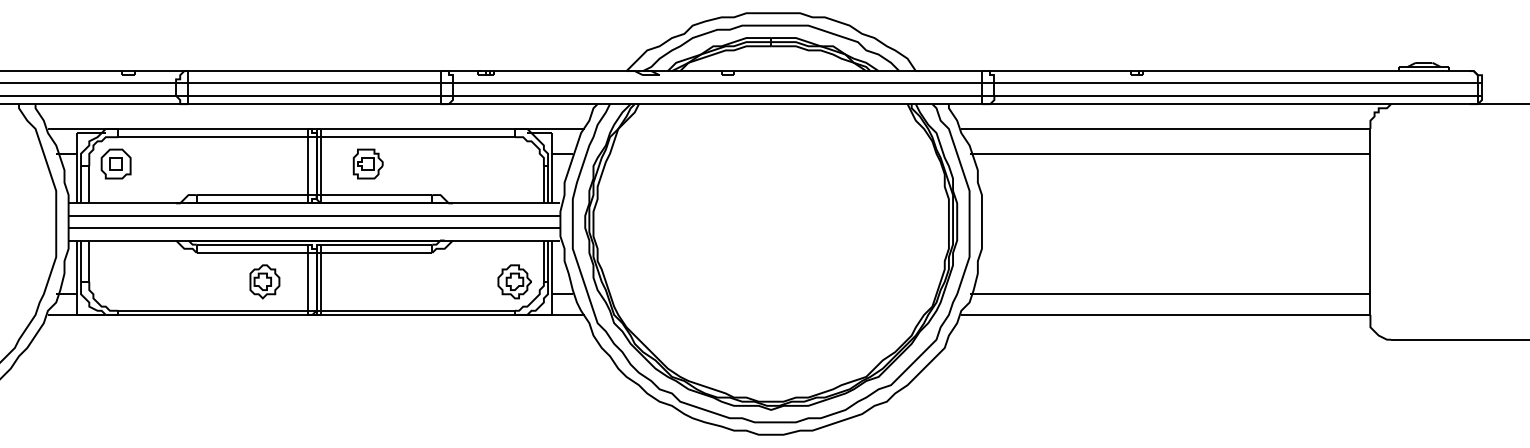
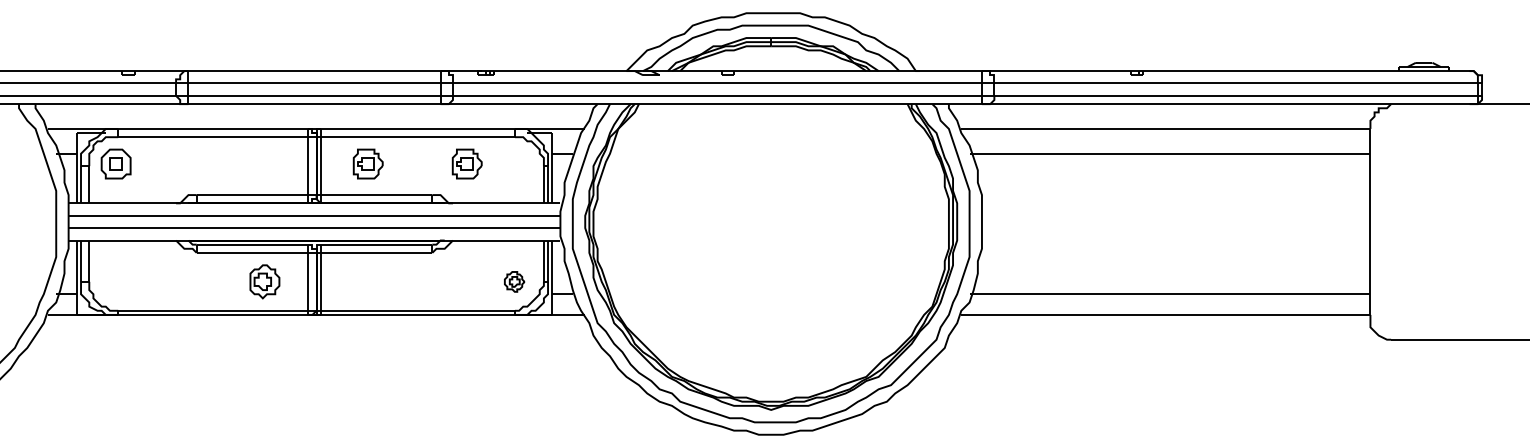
part: none -> present (466, 163)
part size: 35x36 px -> 22x22 px (514, 281)
